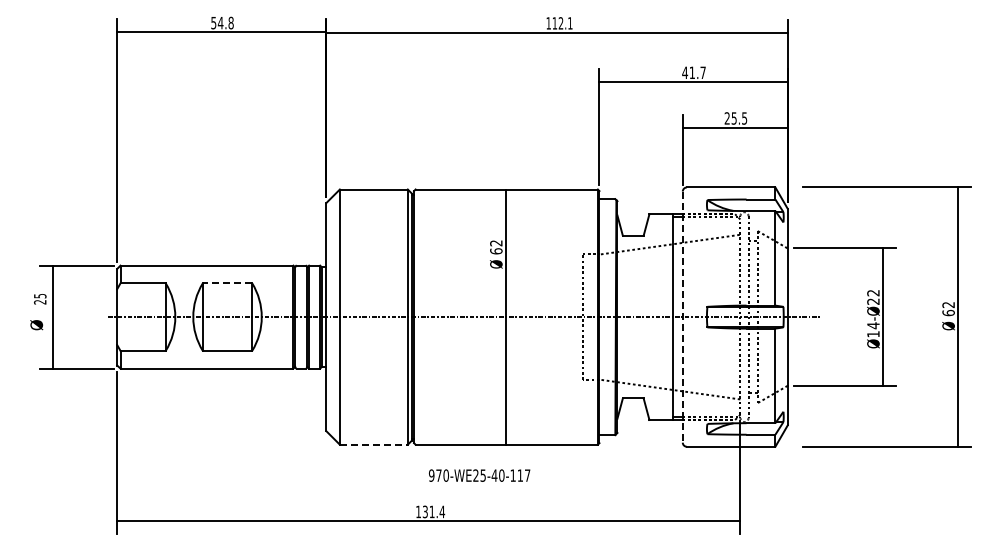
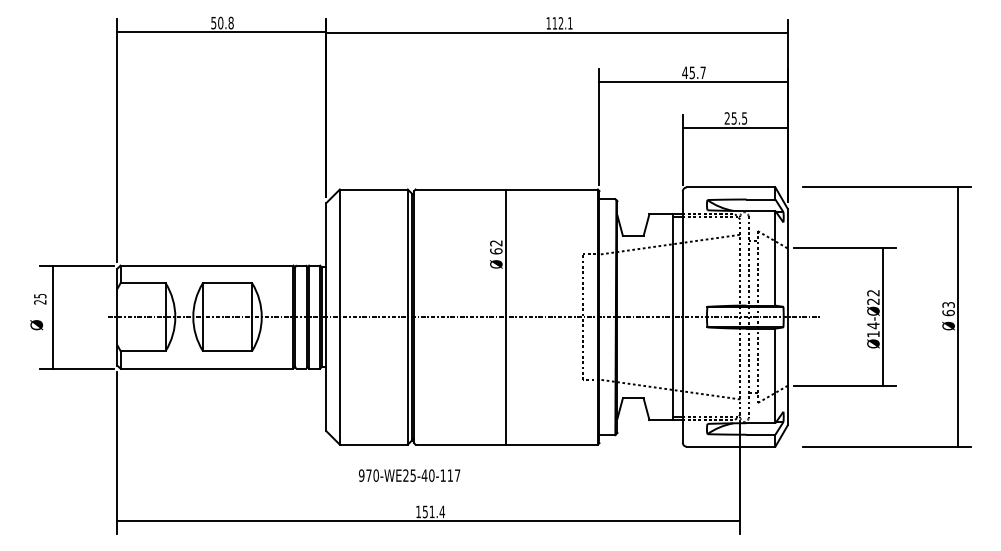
text: 54.8 -> 50.8 (220, 22)
text: 41.7 -> 45.7 (691, 72)
line: dashed -> solid (227, 283)
text: 62 -> 63 (948, 304)
line: dashed -> solid (682, 317)
line: dashed -> solid (373, 444)
text position: (479, 475) -> (409, 475) (409, 475)
text: 131.4 -> 151.4 (425, 510)
